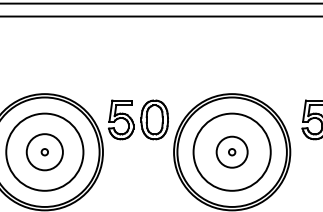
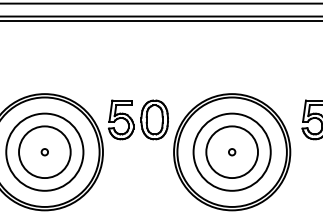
line: none -> present (160, 21)
circle diameter: 31 px -> 52 px (232, 152)
circle diameter: 36 px -> 52 px (44, 152)
